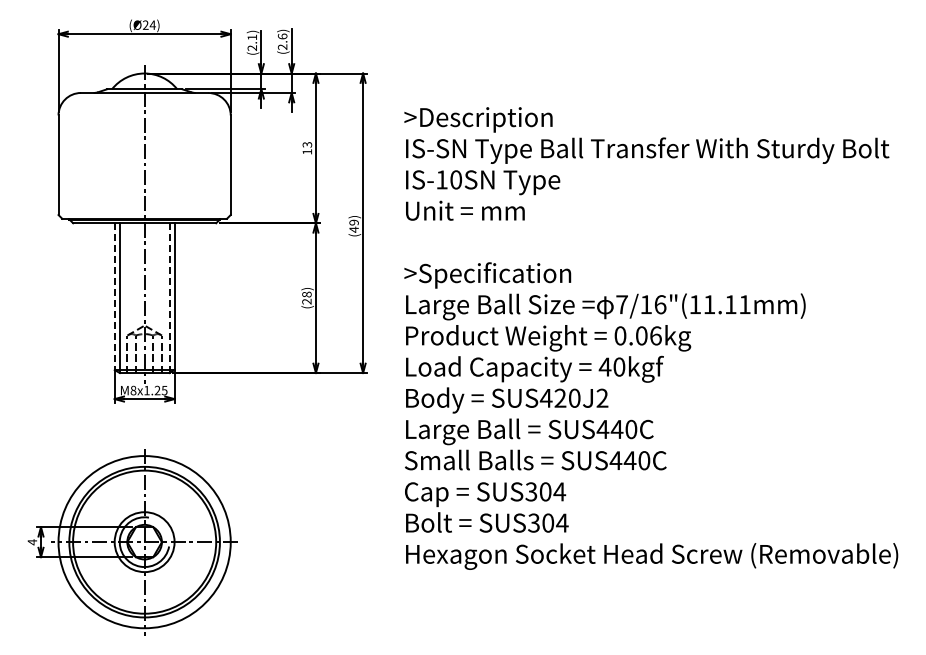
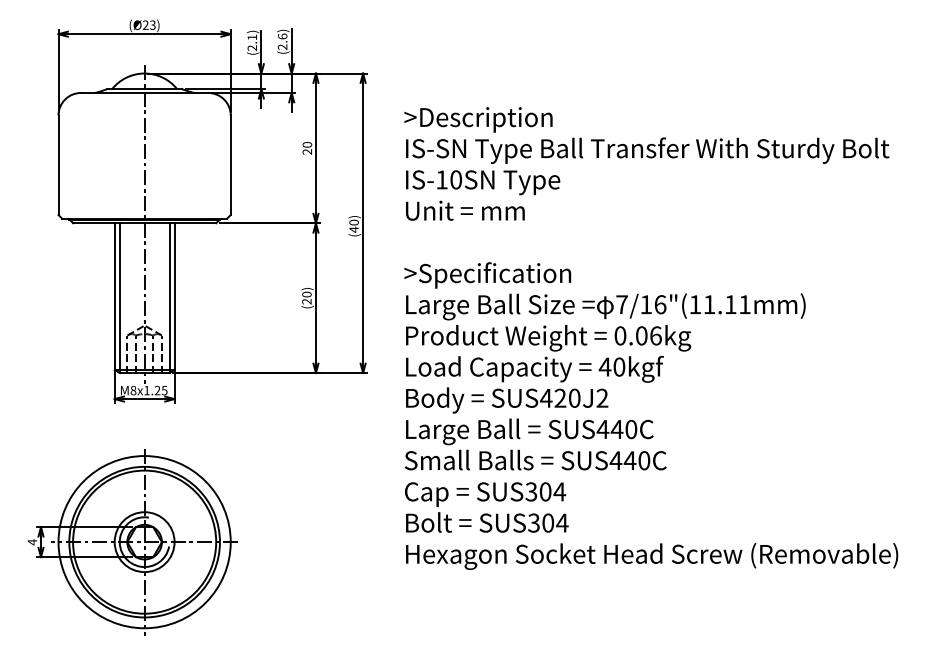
text: (Ø24) -> (Ø23) (152, 24)
text: 13 -> 20 (306, 148)
text: (49) -> (40) (353, 222)
text: (28) -> (20) (307, 294)
line: dashed -> solid (114, 297)
line: dashed -> solid (169, 298)
